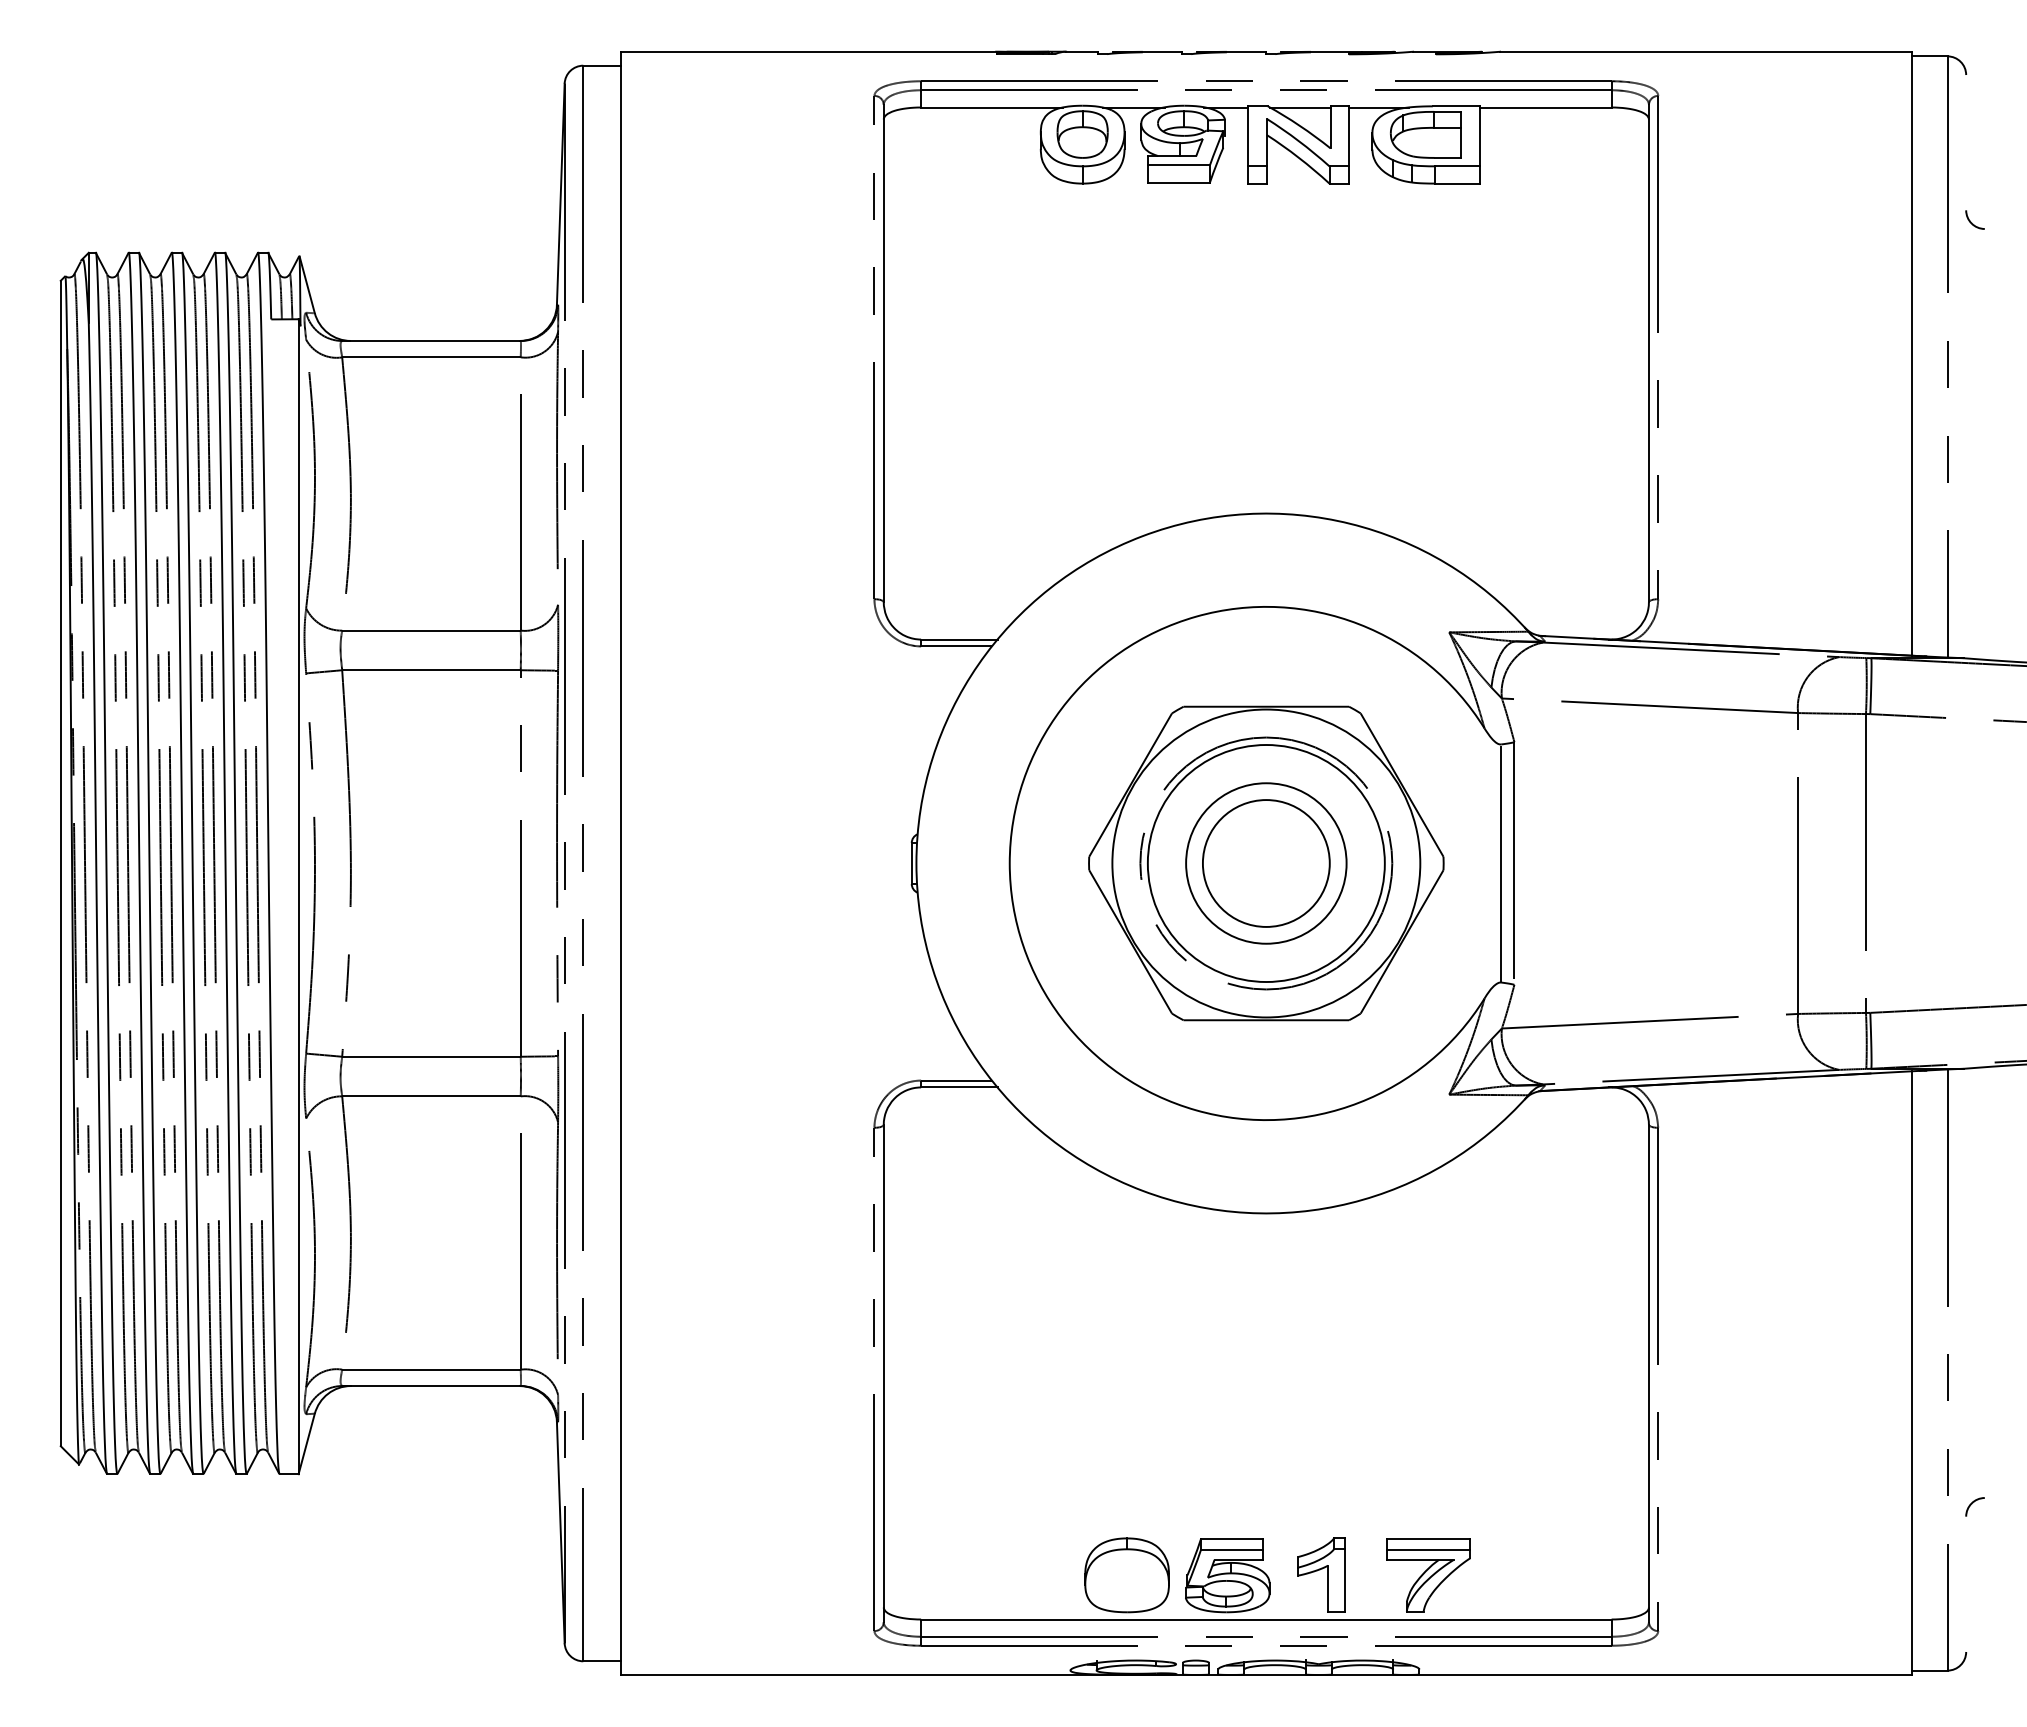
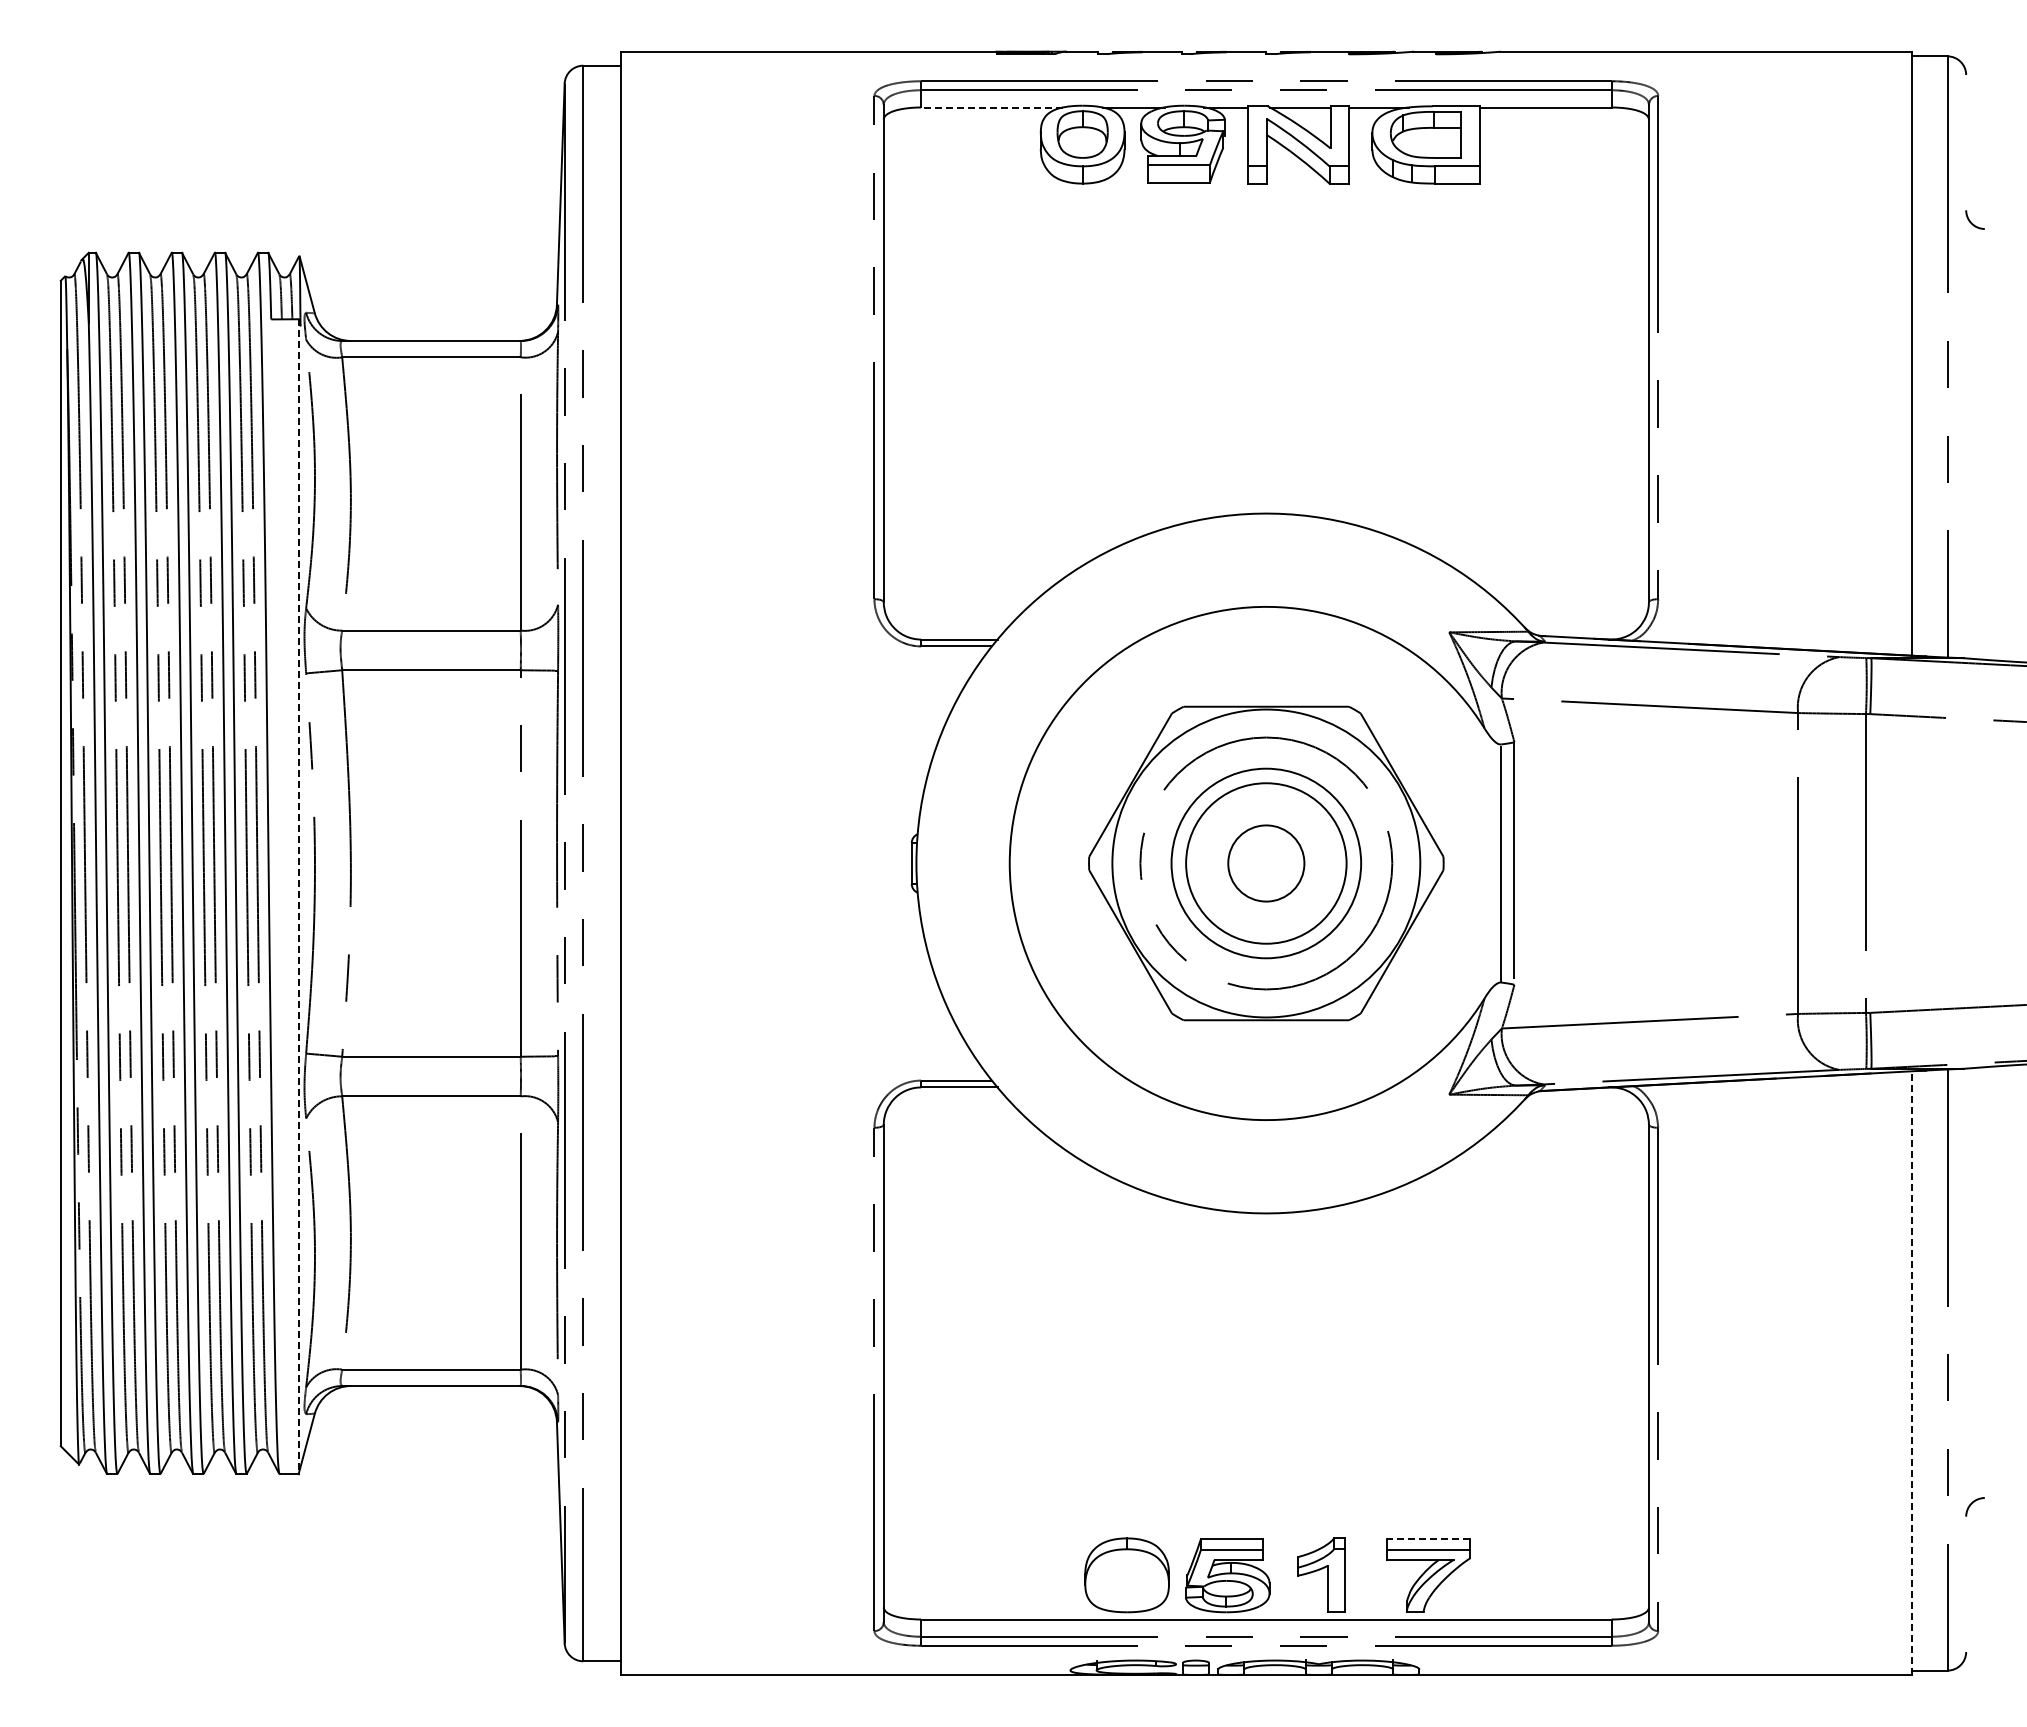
line: solid -> dashed (991, 107)
circle diameter: 127 px -> 76 px (1266, 863)
circle diameter: 237 px -> 190 px (1266, 863)
line: solid -> dashed (298, 897)
line: solid -> dashed (1912, 1372)
line: solid -> dashed (1428, 1539)
